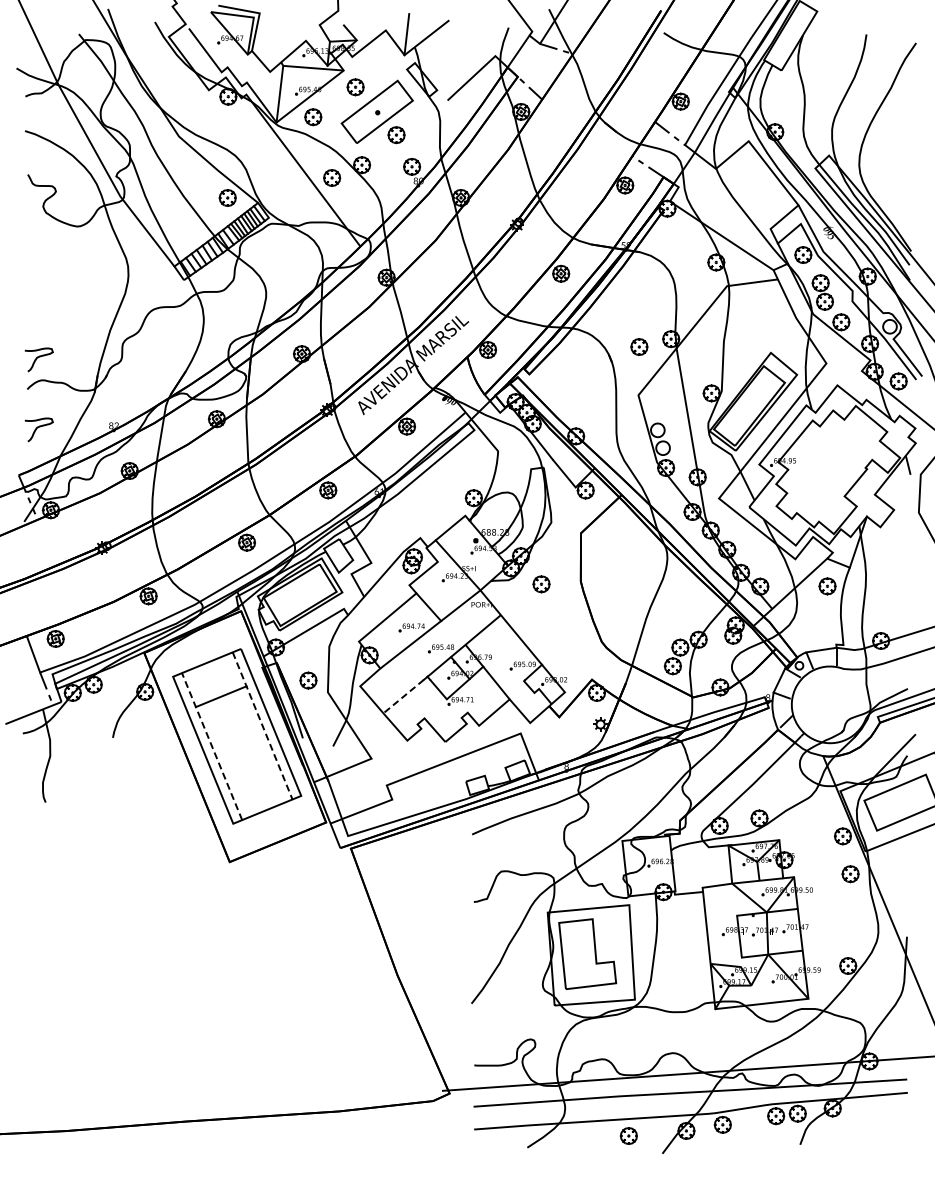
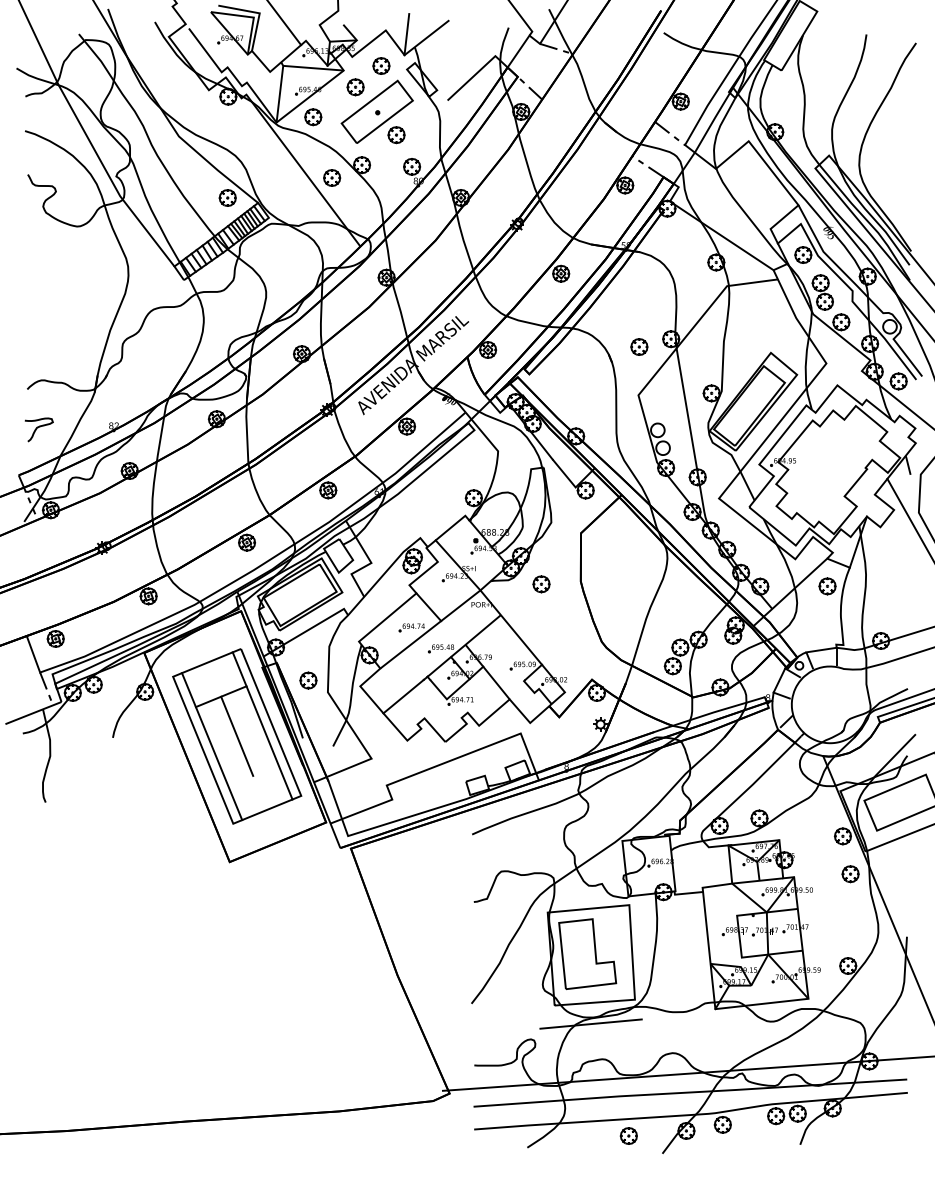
line: none -> present (284, 23)
part: none -> present (381, 65)
curve: present -> none (38, 358)
line: none -> present (909, 518)
line: dashed -> solid (403, 696)
line: dashed -> solid (262, 726)
line: none -> present (237, 735)
line: dashed -> solid (211, 746)
line: none -> present (590, 1023)
